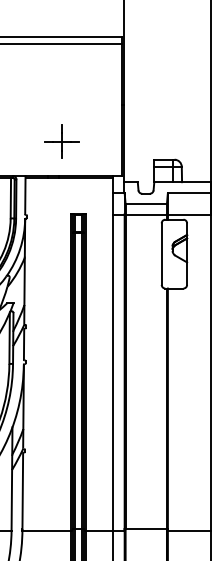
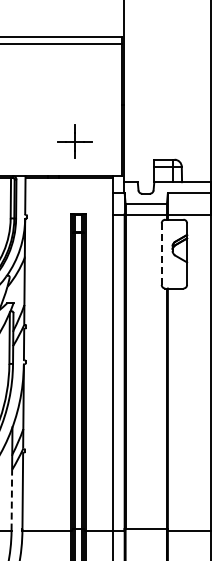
part position: (61, 141) -> (74, 141) (74, 141)
line: solid -> dashed (161, 254)
line: solid -> dashed (11, 499)
